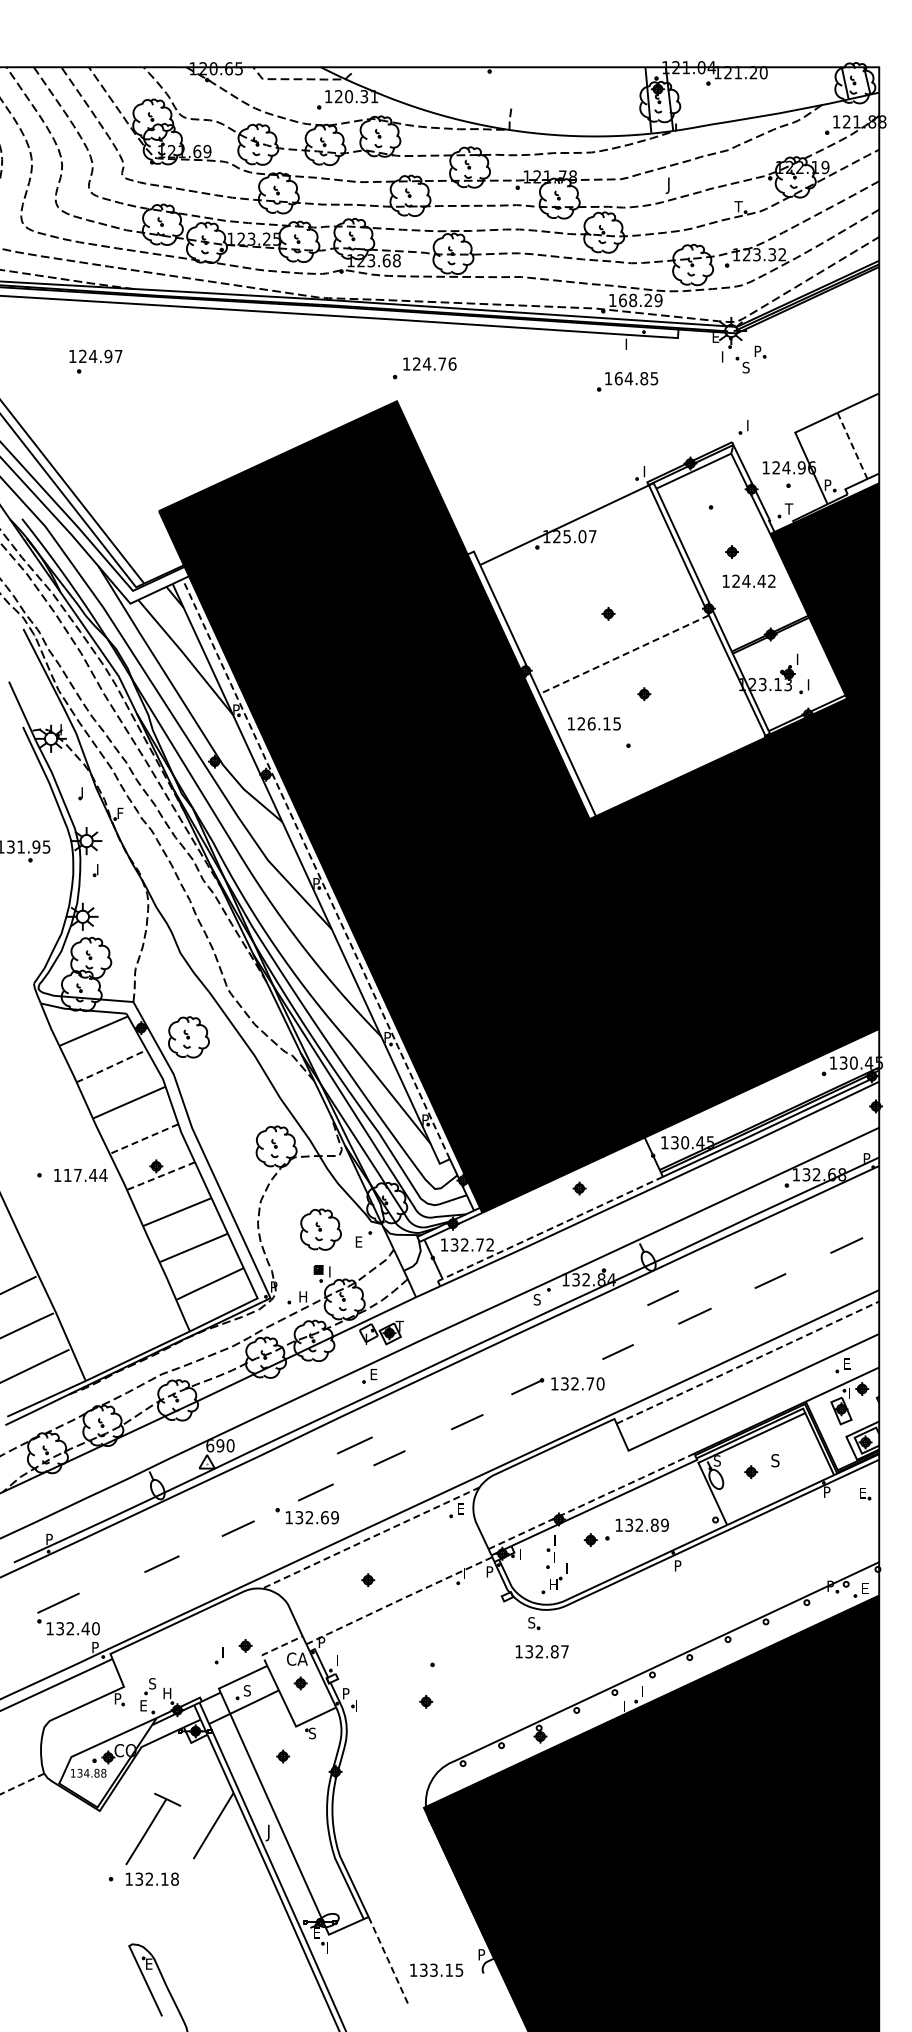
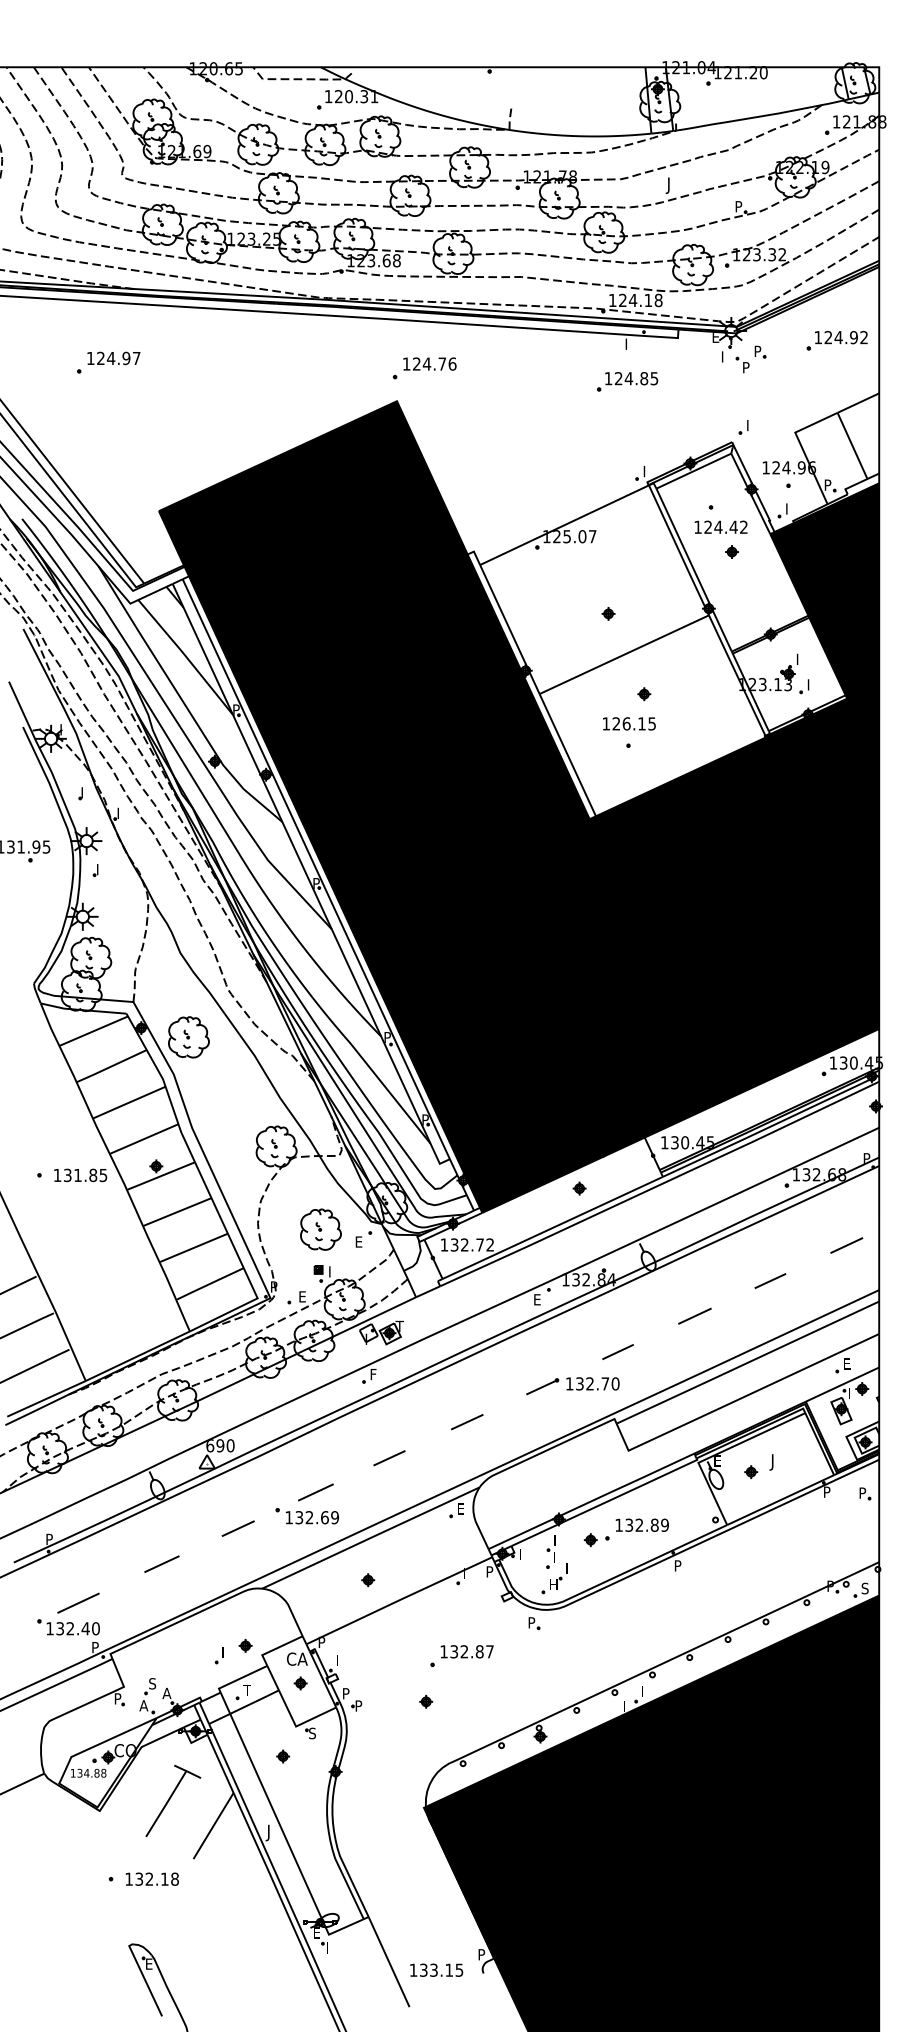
text: T -> P (738, 206)
text: 168.29 -> 124.18 (640, 300)
part: none -> present (836, 340)
text position: (95, 356) -> (113, 358) (113, 358)
text: S -> P (745, 367)
text: 164.85 -> 124.85 (618, 378)
line: dashed -> solid (852, 446)
text: T -> I (788, 508)
text position: (748, 580) -> (720, 526) (720, 526)
line: dashed -> solid (623, 654)
text position: (594, 723) -> (629, 723) (629, 723)
text: F -> I (121, 810)
line: dashed -> solid (316, 868)
line: dashed -> solid (111, 1066)
line: dashed -> solid (143, 1139)
text: 117.44 -> 131.85 (85, 1175)
line: dashed -> solid (160, 1176)
line: dashed -> solid (552, 1228)
text: H -> E (303, 1296)
line: present -> none (662, 1297)
text: S -> E (536, 1299)
line: dashed -> solid (747, 1362)
text: E -> F (374, 1374)
part position: (557, 1386) -> (572, 1386) (572, 1386)
line: present -> none (354, 1445)
text: S -> E (717, 1460)
text: S -> J (774, 1462)
text: E -> P (862, 1492)
line: dashed -> solid (593, 1500)
line: dashed -> solid (371, 1537)
text: E -> S (864, 1588)
line: dashed -> solid (400, 1599)
line position: (58, 1602) -> (78, 1602) (78, 1602)
text: S -> P (531, 1622)
line: dashed -> solid (276, 1648)
text position: (541, 1651) -> (466, 1651) (466, 1651)
text: S -> T (246, 1690)
text: H -> A (166, 1693)
text: E -> A (143, 1705)
text: I -> P (358, 1705)
line: dashed -> solid (21, 1784)
part position: (153, 1828) -> (173, 1800) (173, 1800)
line: dashed -> solid (389, 1962)
